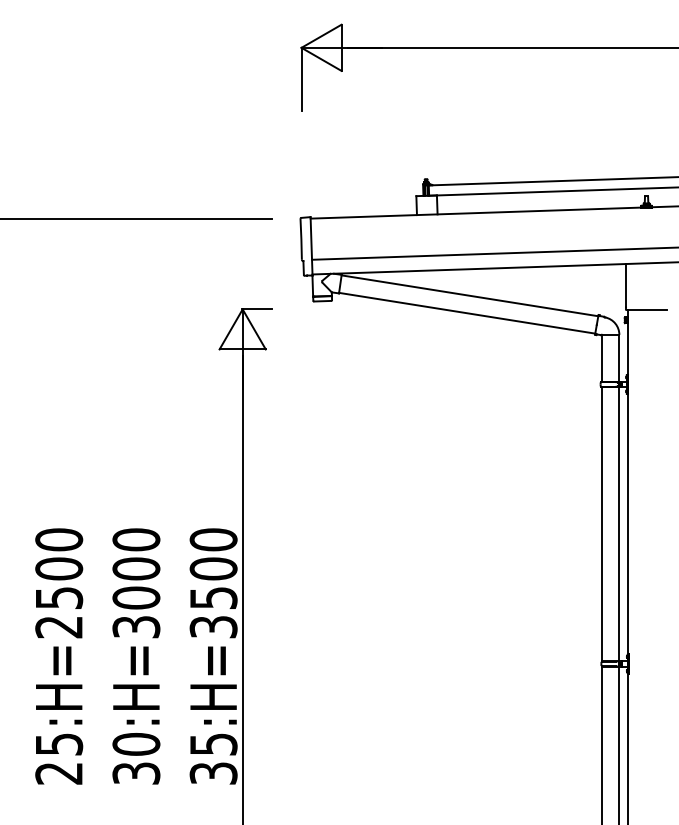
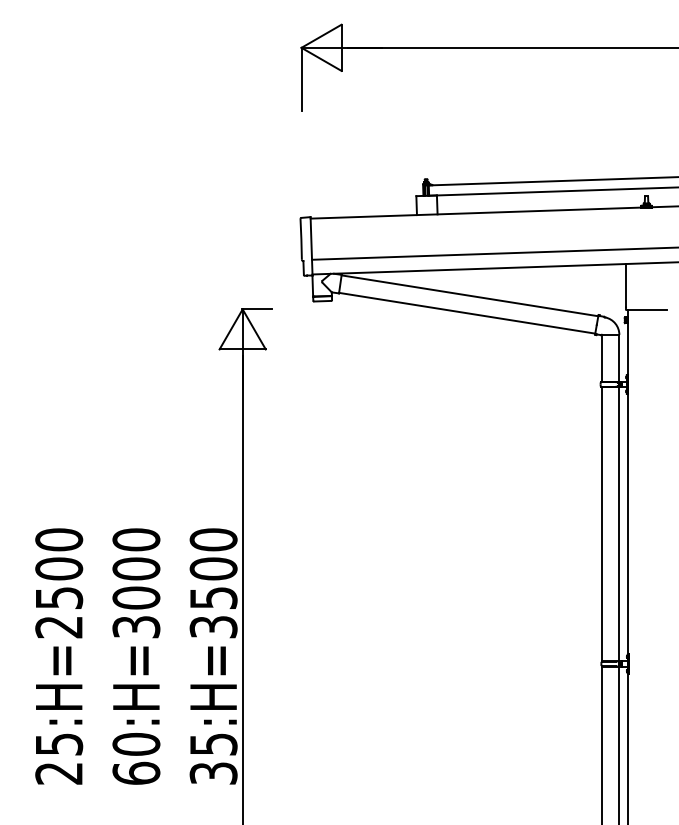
line: present -> none (137, 218)
text: 30:H=3000 -> 60:H=3000 (136, 772)
